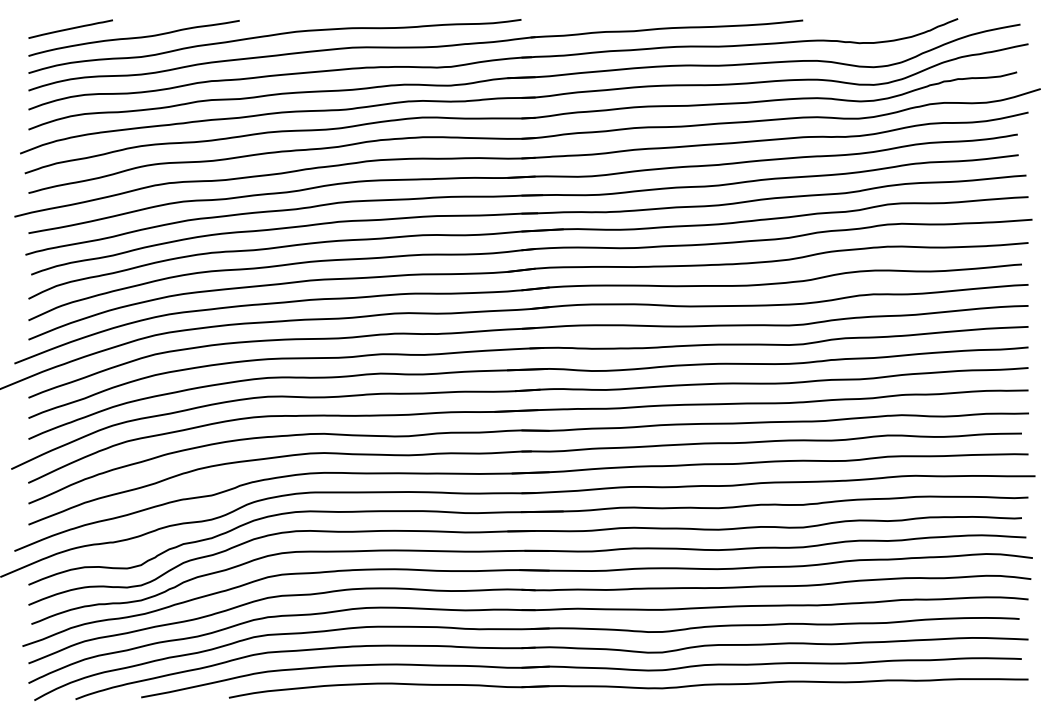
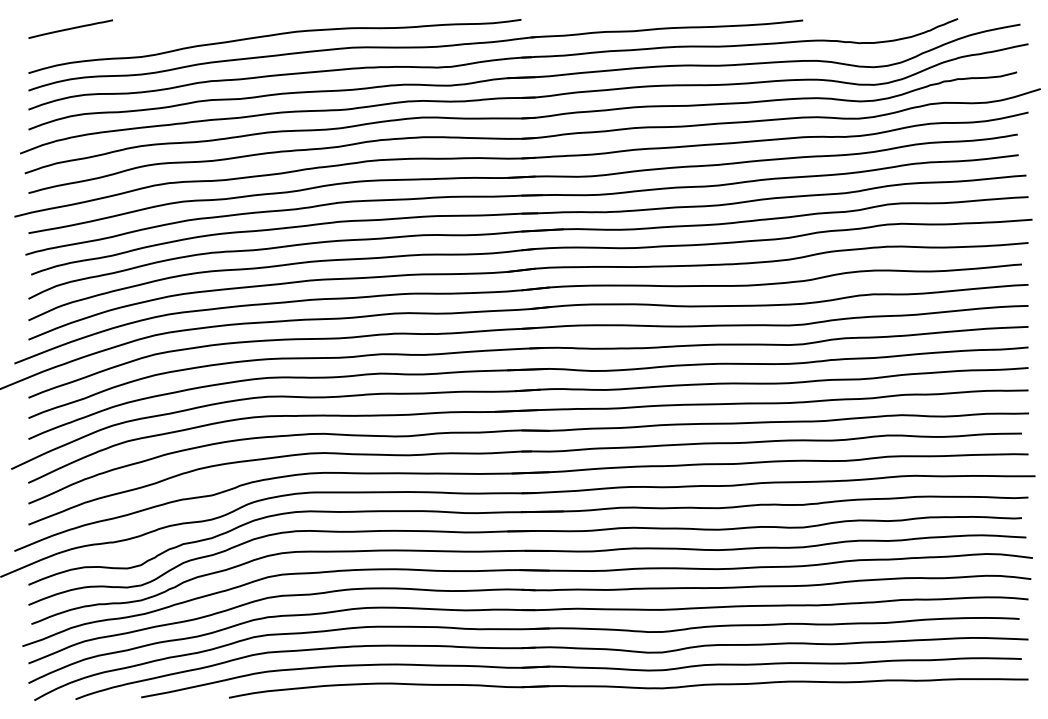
curve: present -> none (133, 38)
